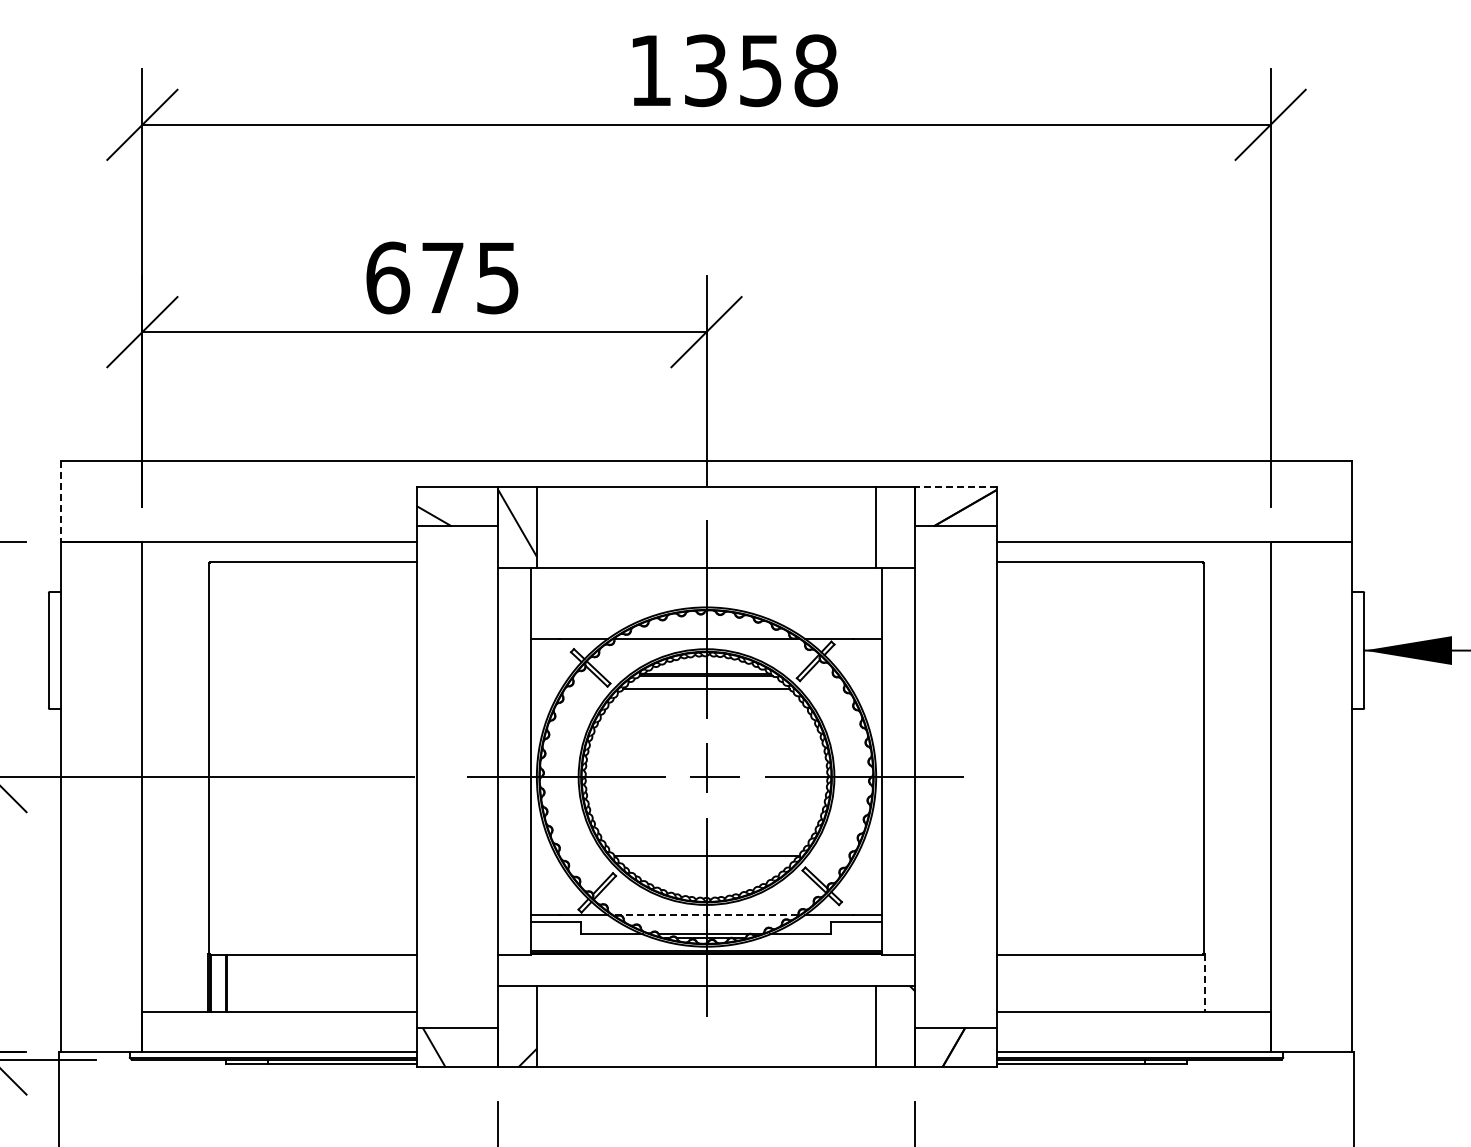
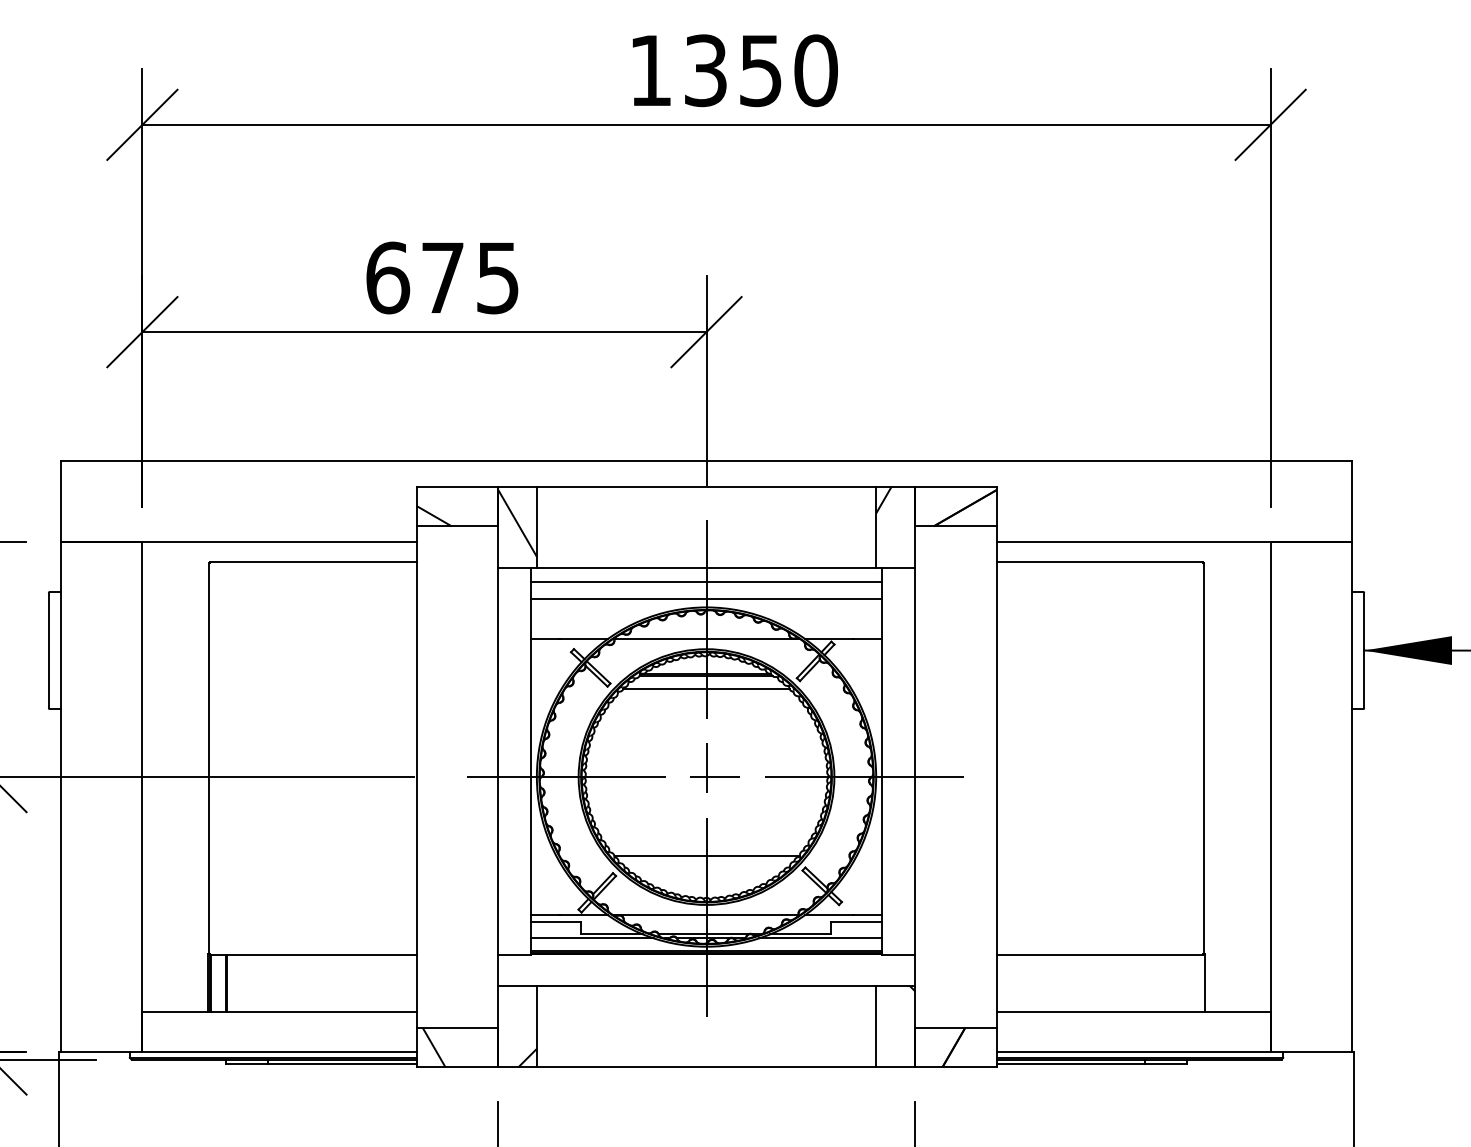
text: 1358 -> 1350 (815, 70)
line: dashed -> solid (955, 487)
hatch: none -> present (883, 500)
line: dashed -> solid (61, 501)
line: none -> present (706, 581)
line: none -> present (706, 598)
line: dashed -> solid (705, 914)
line: none -> present (591, 938)
line: none -> present (820, 938)
line: dashed -> solid (1205, 983)
